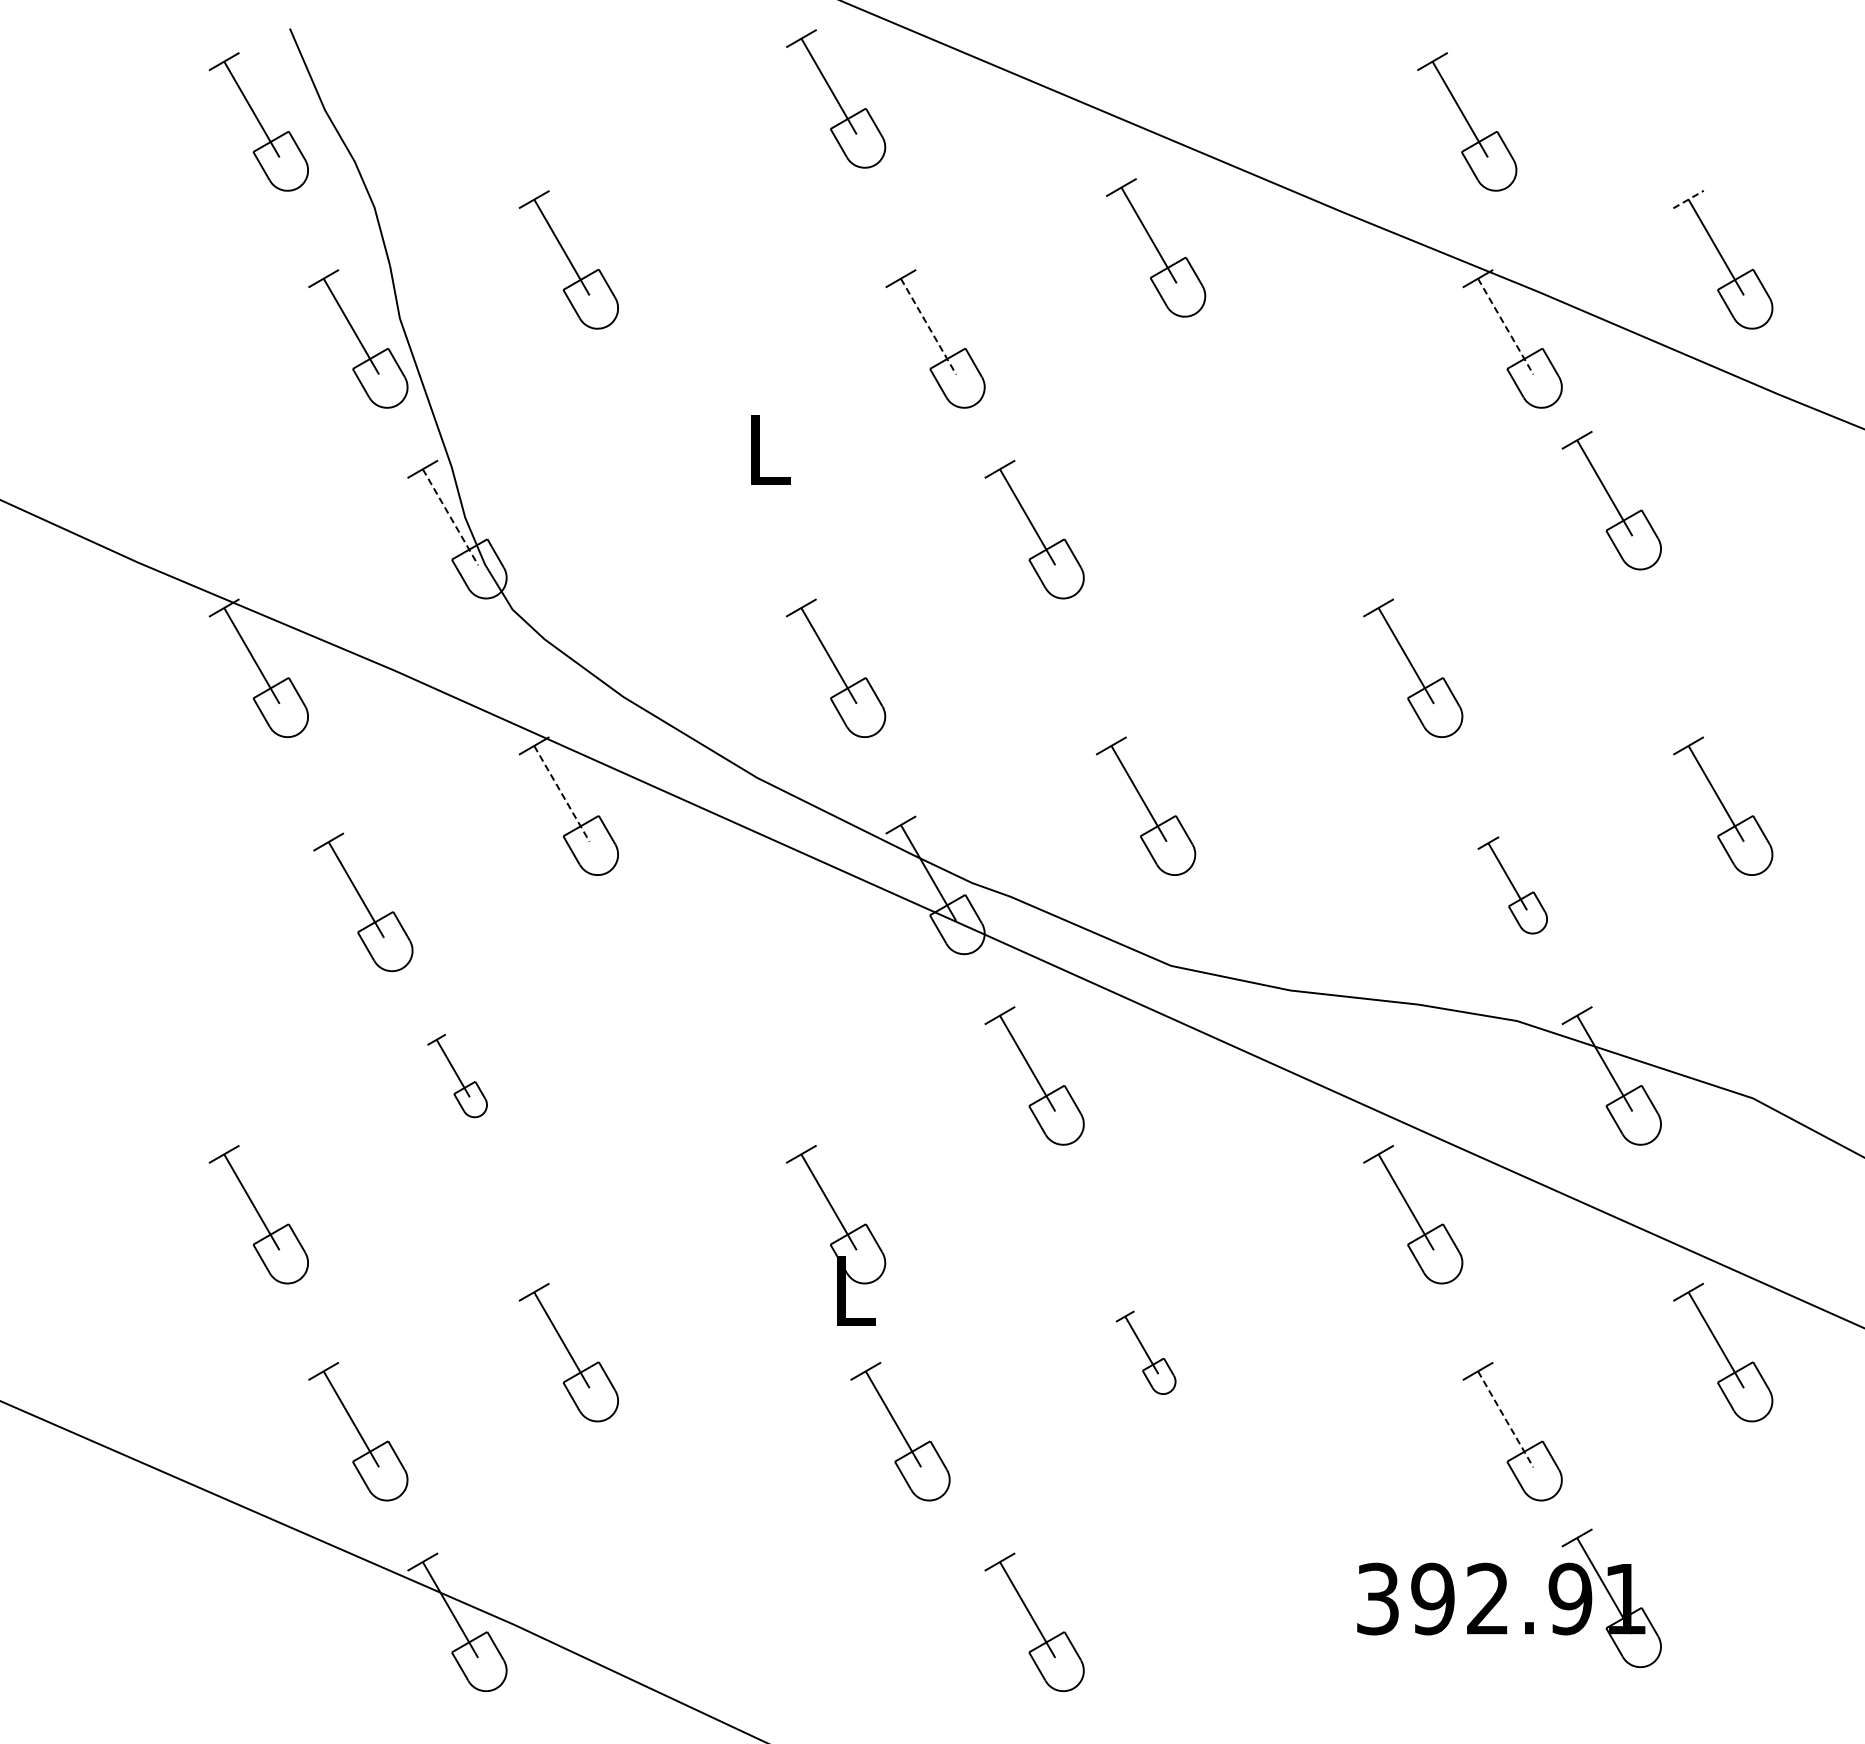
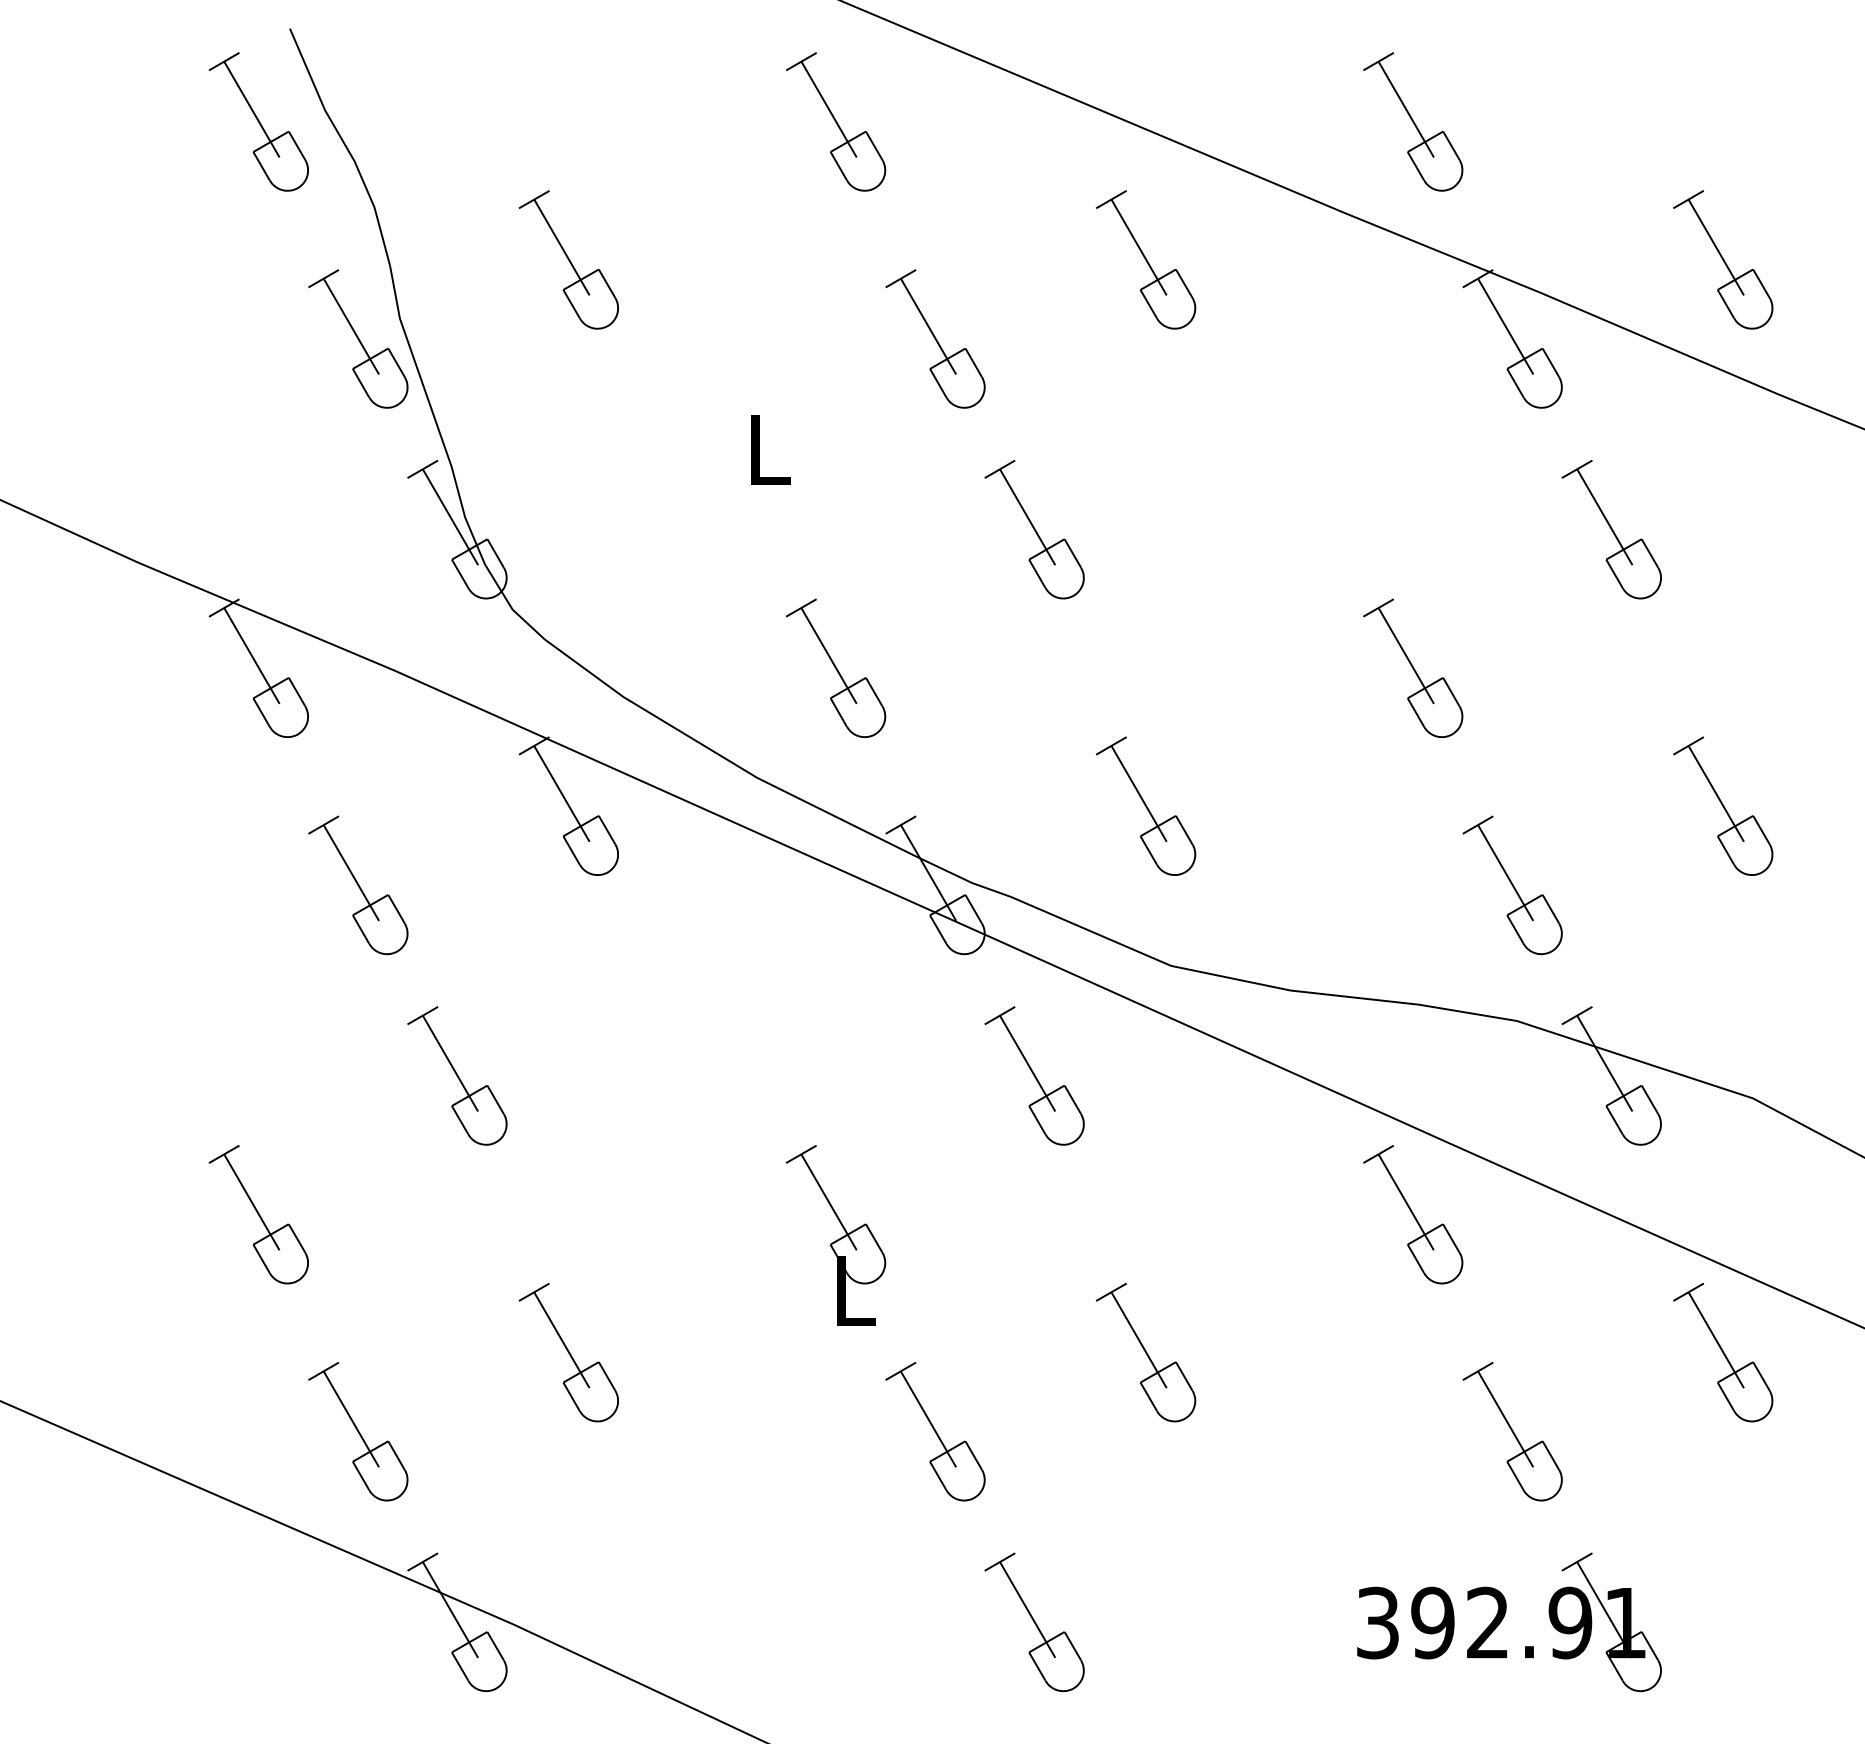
part position: (836, 98) -> (836, 121) (836, 121)
part position: (1467, 121) -> (1413, 121) (1413, 121)
line: dashed -> solid (1688, 199)
part position: (1156, 247) -> (1146, 259) (1146, 259)
line: dashed -> solid (928, 327)
line: dashed -> solid (1505, 327)
part position: (1611, 500) -> (1611, 529) (1611, 529)
line: dashed -> solid (450, 517)
line: dashed -> solid (562, 794)
part size: 71x99 px -> 101x141 px (1512, 885)
part position: (363, 902) -> (358, 885) (358, 885)
part size: 61x85 px -> 101x140 px (457, 1075)
part size: 62x85 px -> 102x140 px (1145, 1352)
line: dashed -> solid (1505, 1419)
part position: (900, 1431) -> (935, 1431) (935, 1431)
part position: (1504, 1593) -> (1504, 1617) (1504, 1617)
